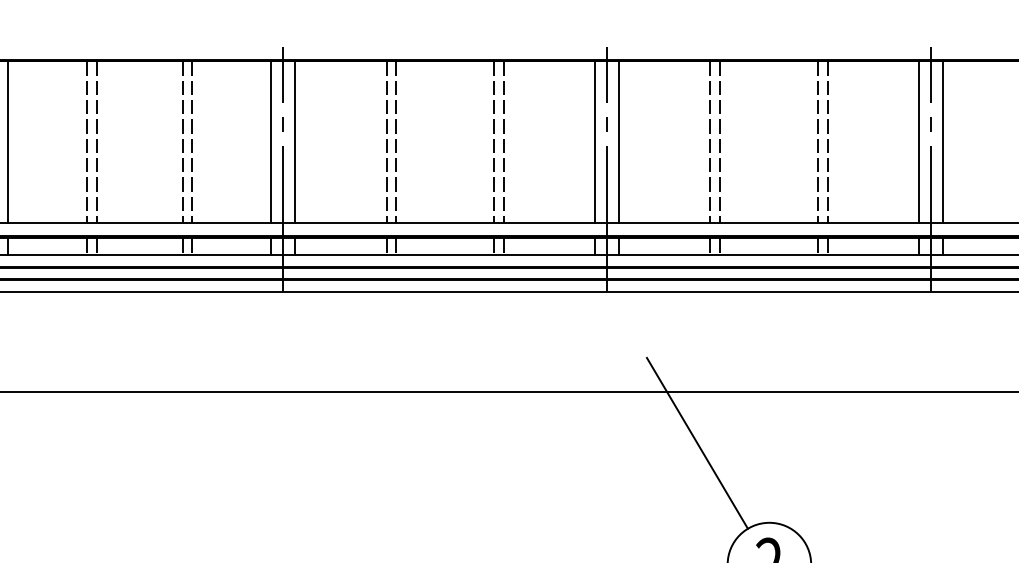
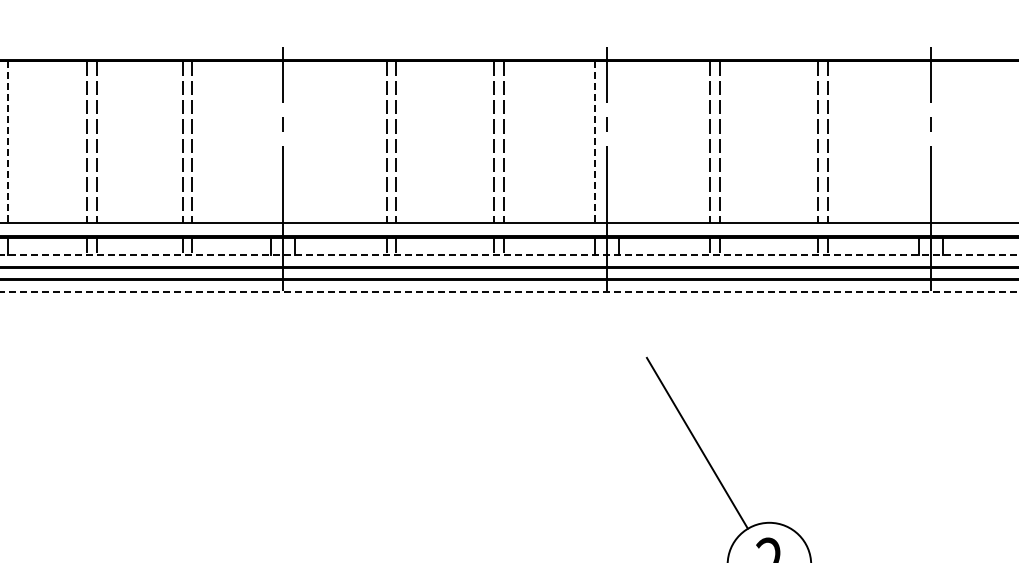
line: solid -> dashed (7, 141)
line: present -> none (271, 141)
line: present -> none (295, 141)
line: solid -> dashed (595, 141)
line: present -> none (619, 141)
line: present -> none (918, 141)
line: present -> none (943, 141)
line: solid -> dashed (509, 254)
line: solid -> dashed (509, 292)
line: present -> none (508, 392)
